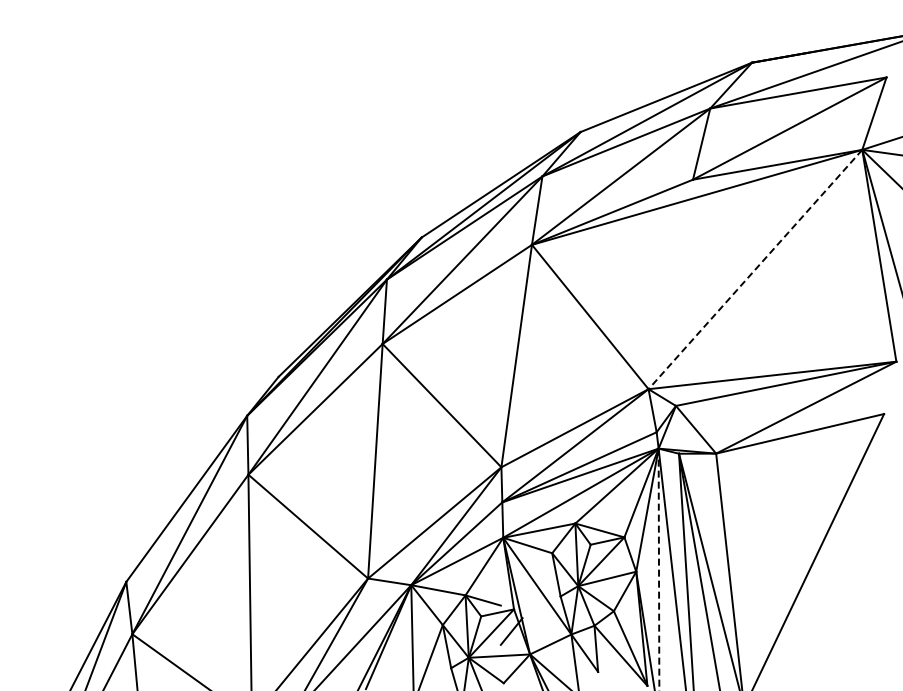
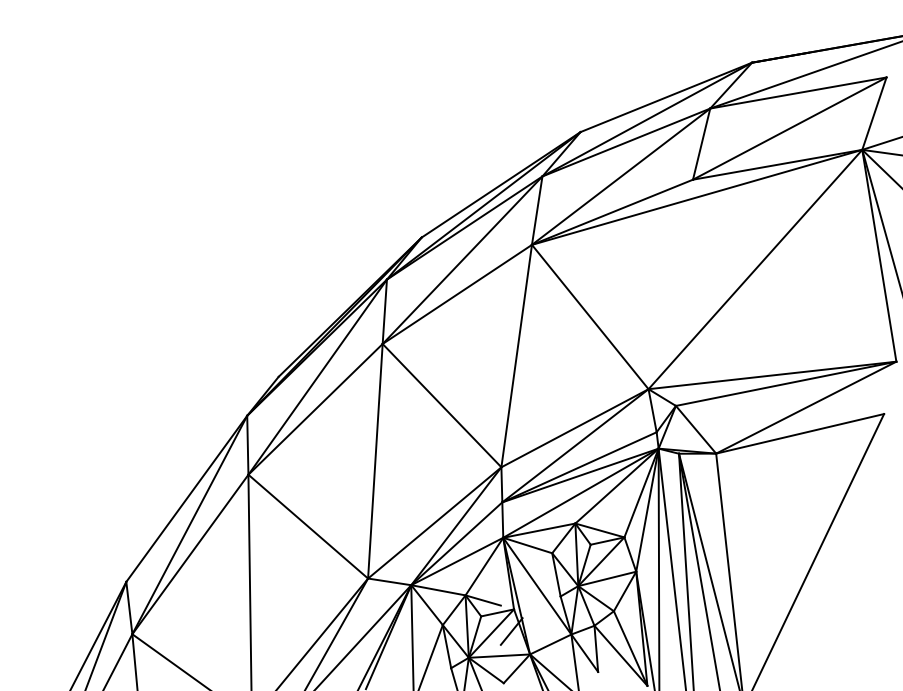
line: dashed -> solid (755, 269)
line: dashed -> solid (658, 569)
